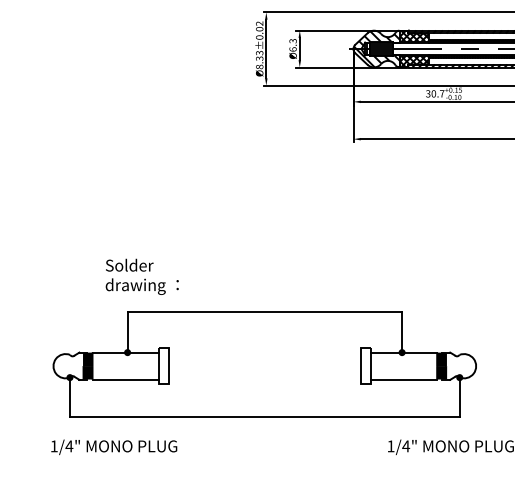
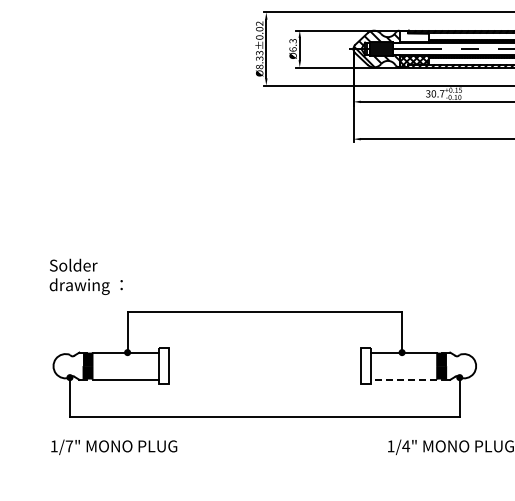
hatch: present -> none (414, 36)
text position: (141, 276) -> (85, 276) (85, 276)
line: solid -> dashed (403, 379)
text: 1/4" -> 1/7" (69, 446)
